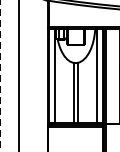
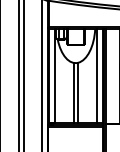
line: none -> present (23, 75)
line: none -> present (42, 75)
line: dashed -> solid (0, 76)
